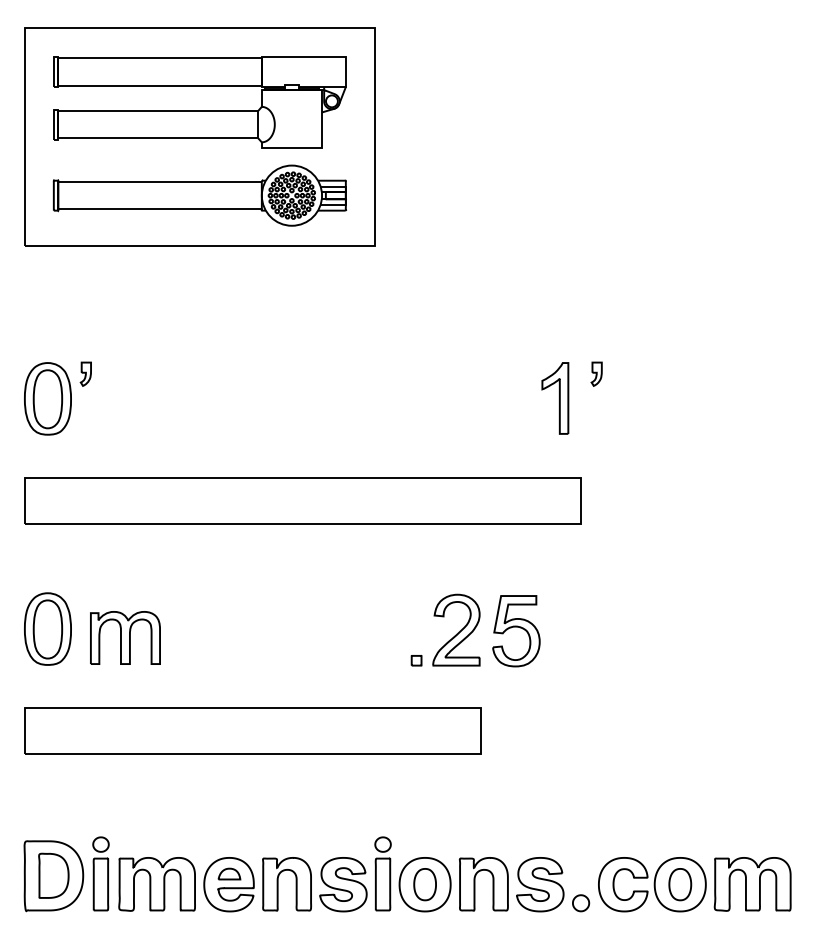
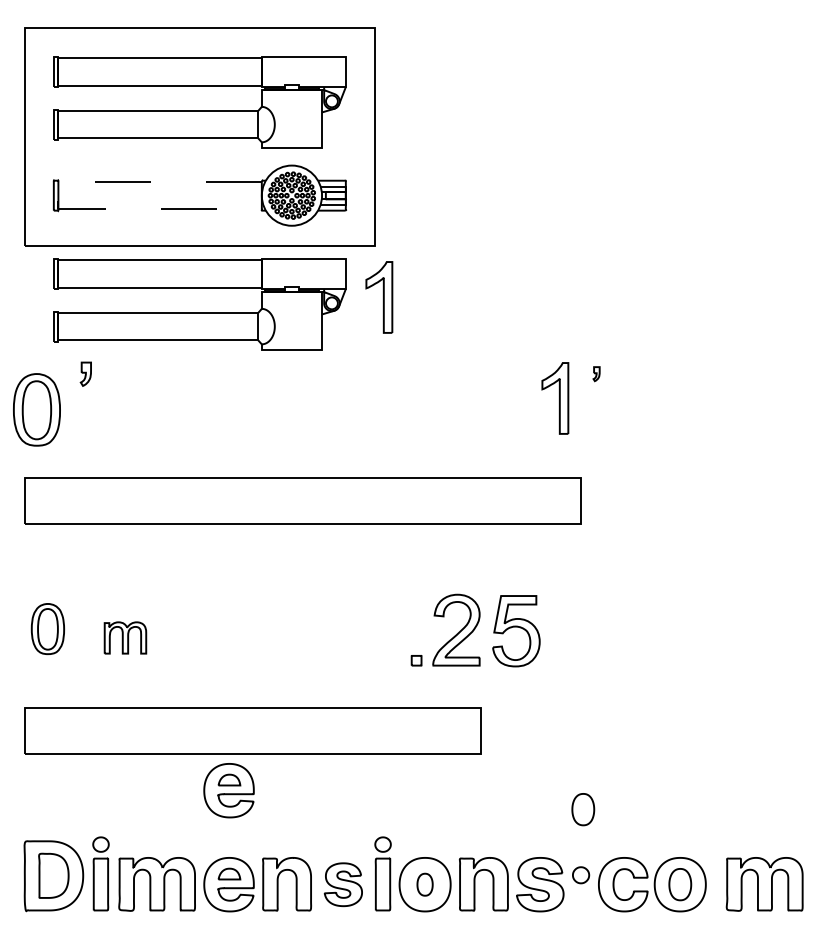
line: solid -> dashed (58, 195)
part: none -> present (379, 297)
part: none -> present (199, 312)
part size: 13x26 px -> 9x17 px (596, 374)
part position: (47, 398) -> (36, 409) (36, 409)
part size: 48x74 px -> 35x52 px (47, 628)
part size: 71x54 px -> 45x34 px (125, 637)
part: none -> present (228, 790)
part: none -> present (583, 809)
part size: 49x56 px -> 40x46 px (342, 884)
part size: 24x34 px -> 18x25 px (424, 884)
part position: (752, 884) -> (764, 884) (764, 884)
part position: (581, 903) -> (581, 875) (581, 875)
